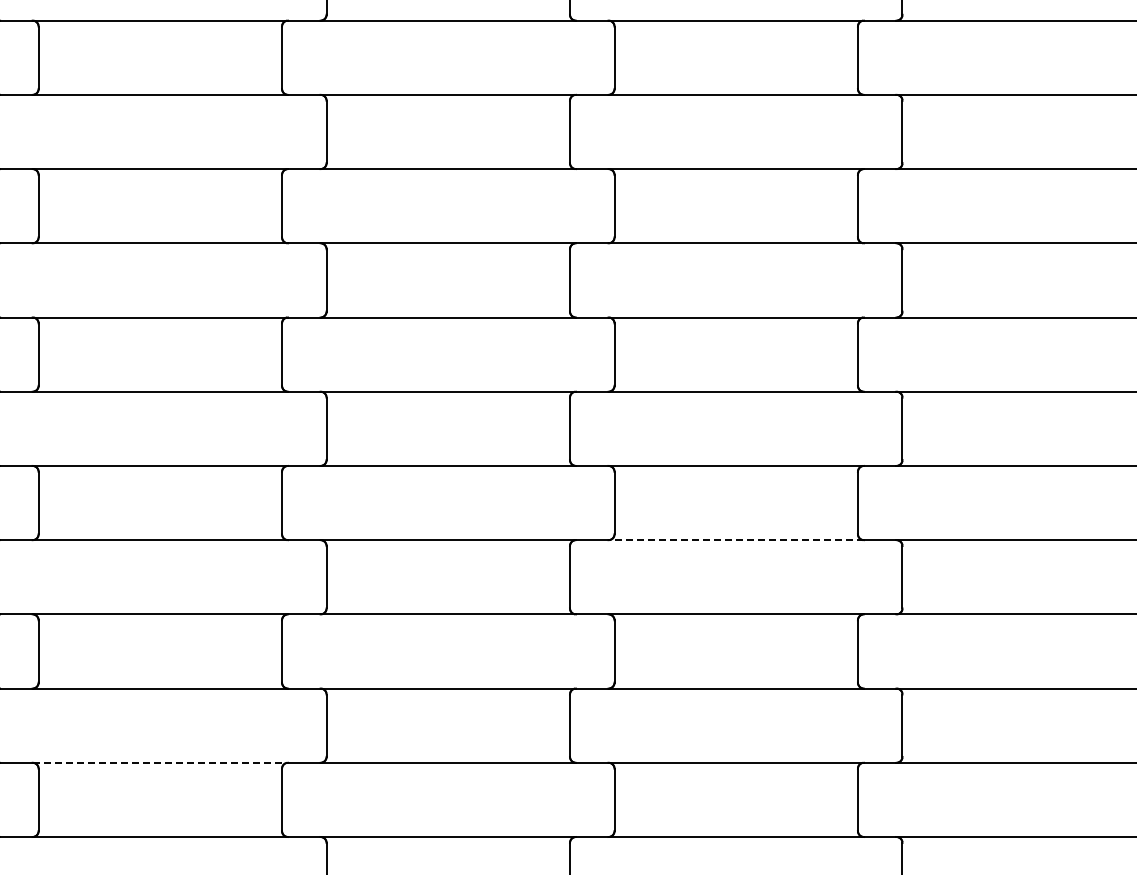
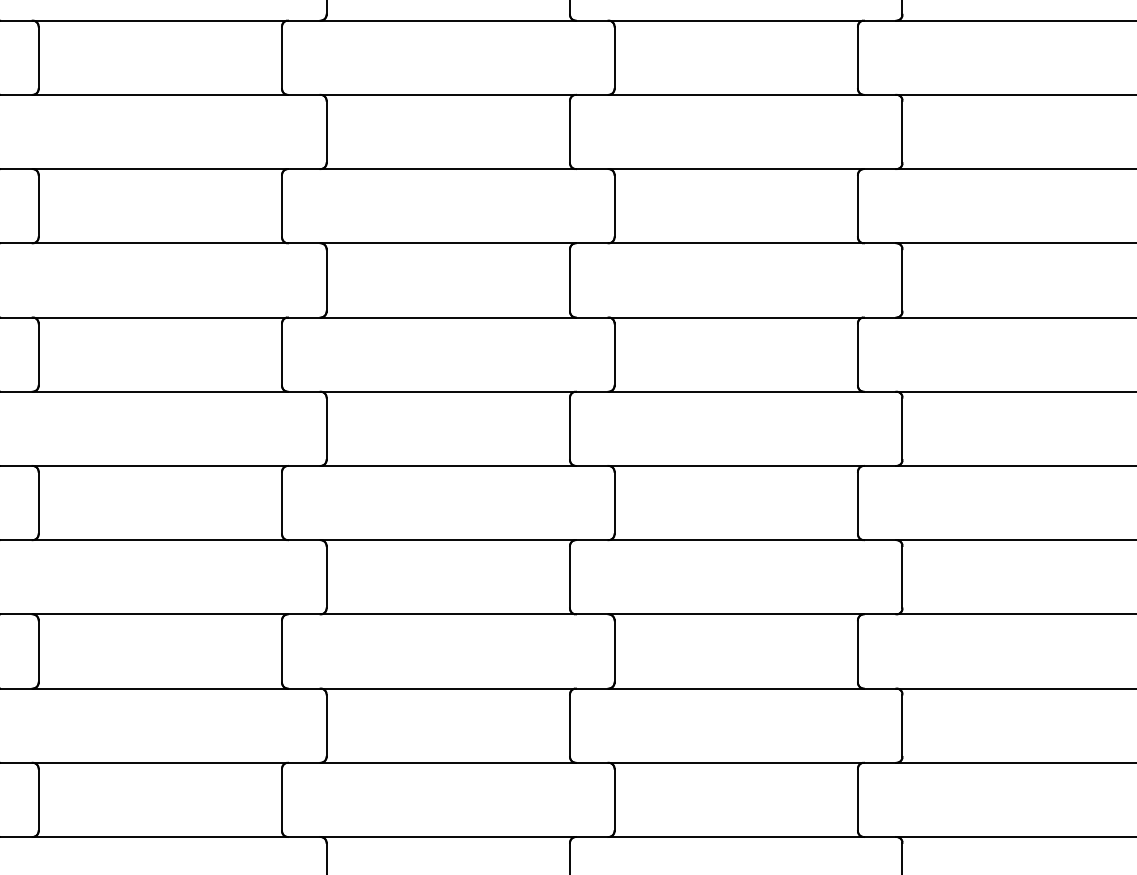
line: dashed -> solid (736, 540)
line: dashed -> solid (160, 762)
